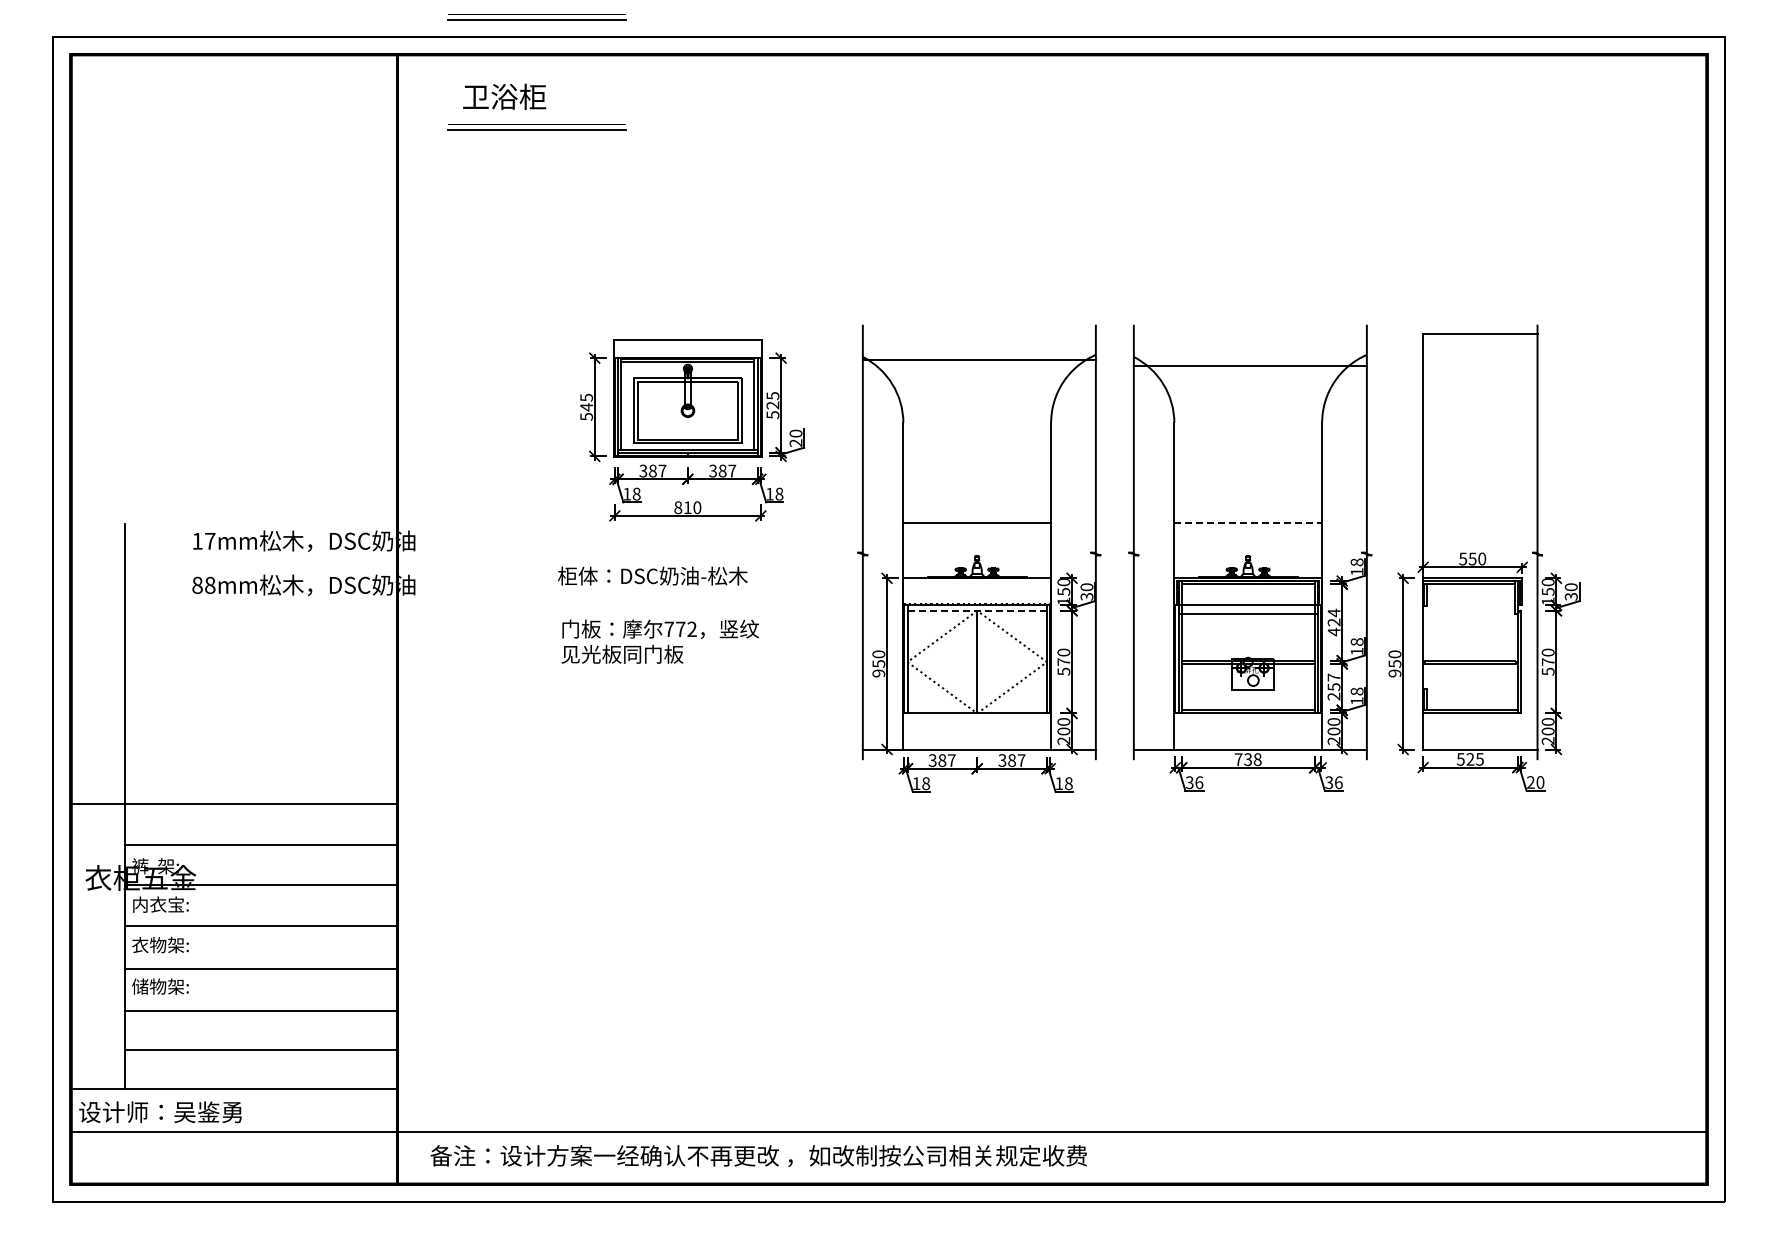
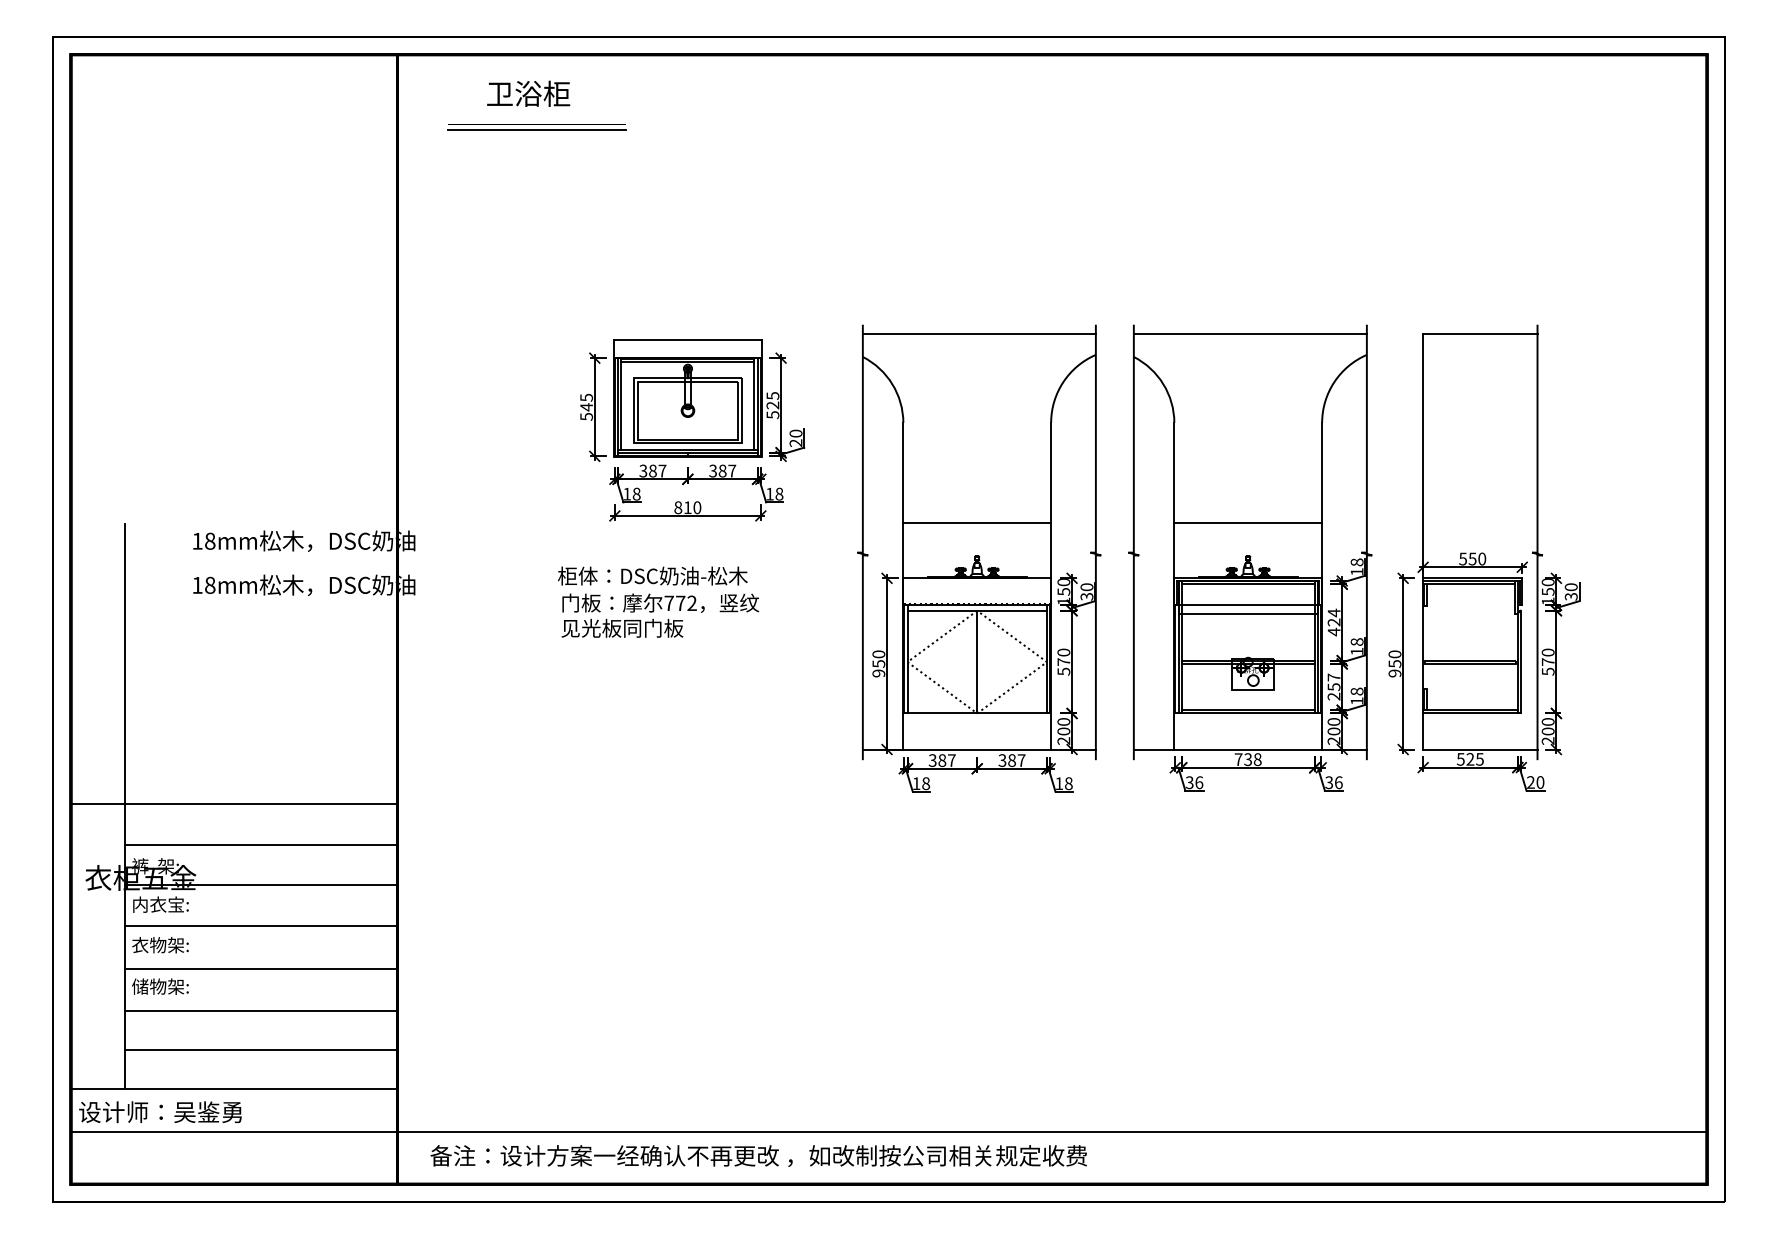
part: present -> none (536, 17)
text position: (504, 96) -> (528, 93) (528, 93)
line position: (978, 359) -> (978, 333) (978, 333)
line position: (1249, 365) -> (1249, 333) (1249, 333)
line: dashed -> solid (1248, 523)
text: 17mm -> 18mm (210, 540)
text: 88mm -> 18mm (197, 584)
line: dashed -> solid (977, 610)
text position: (660, 641) -> (660, 615) (660, 615)
